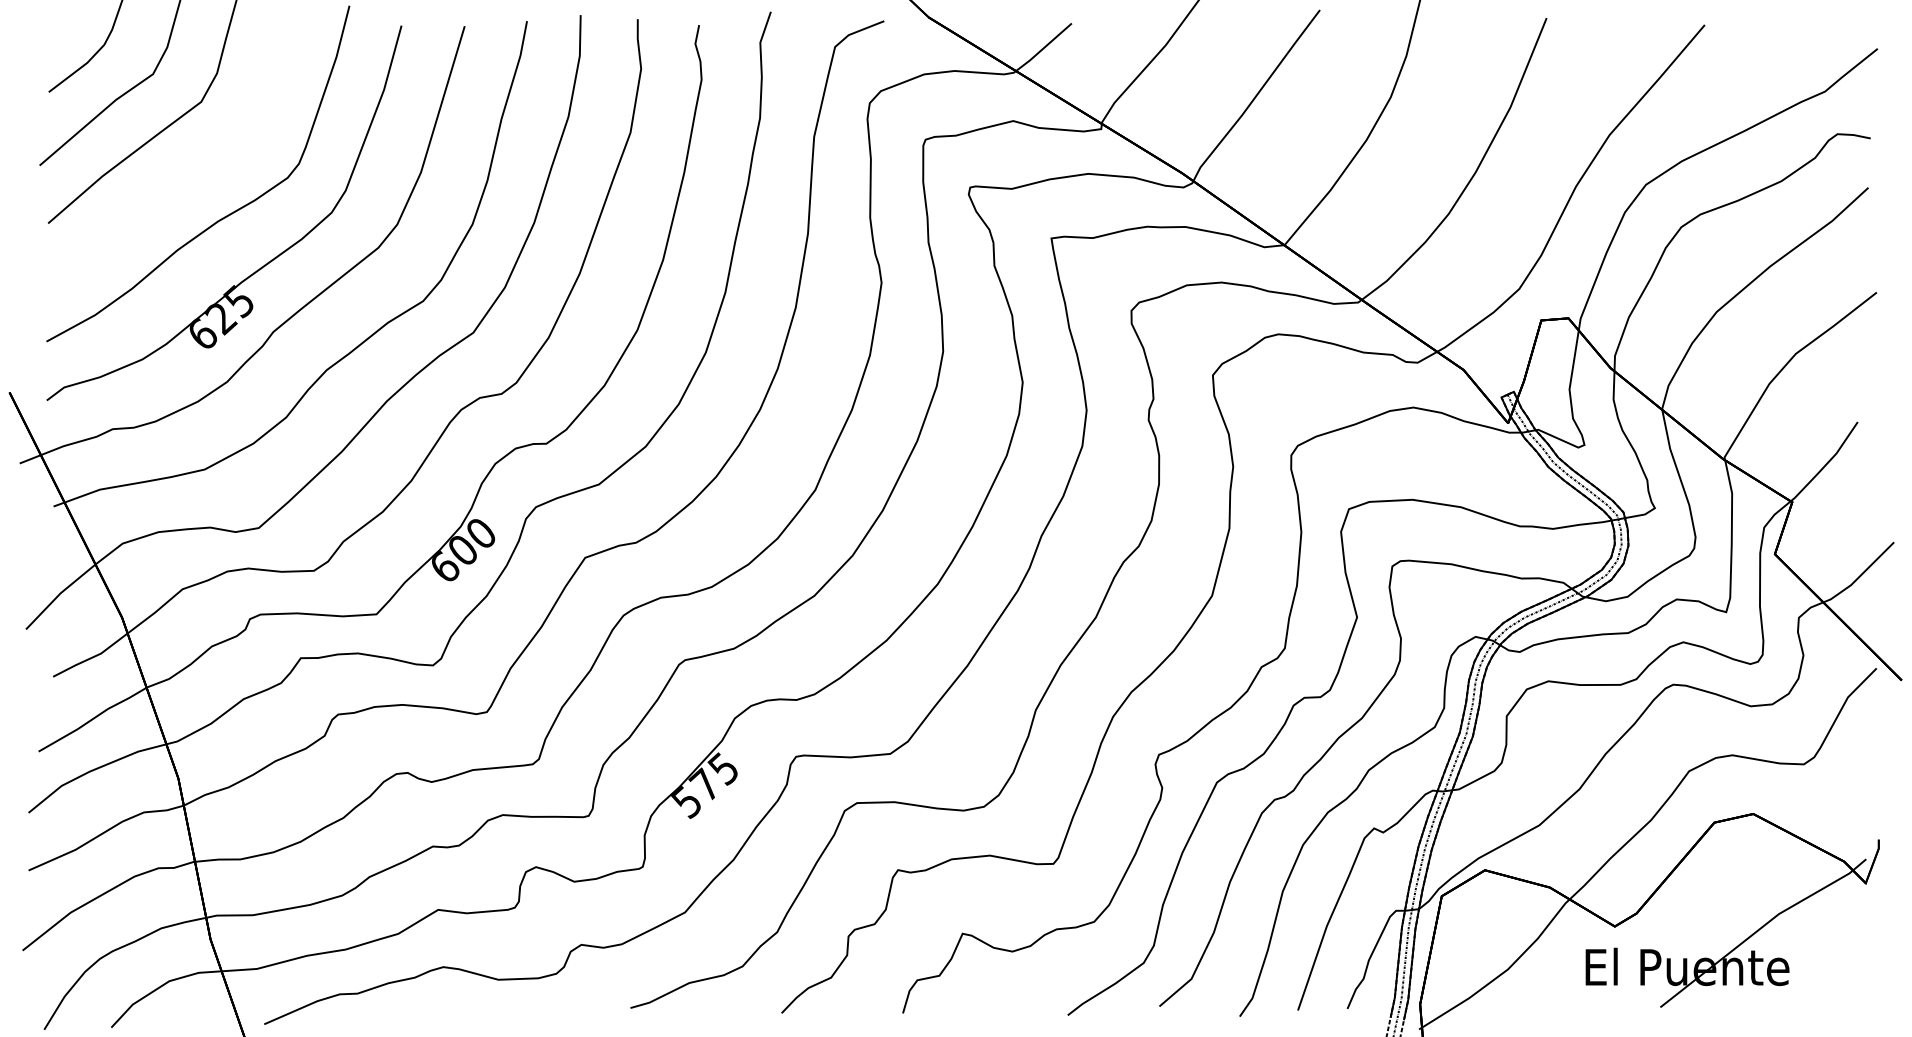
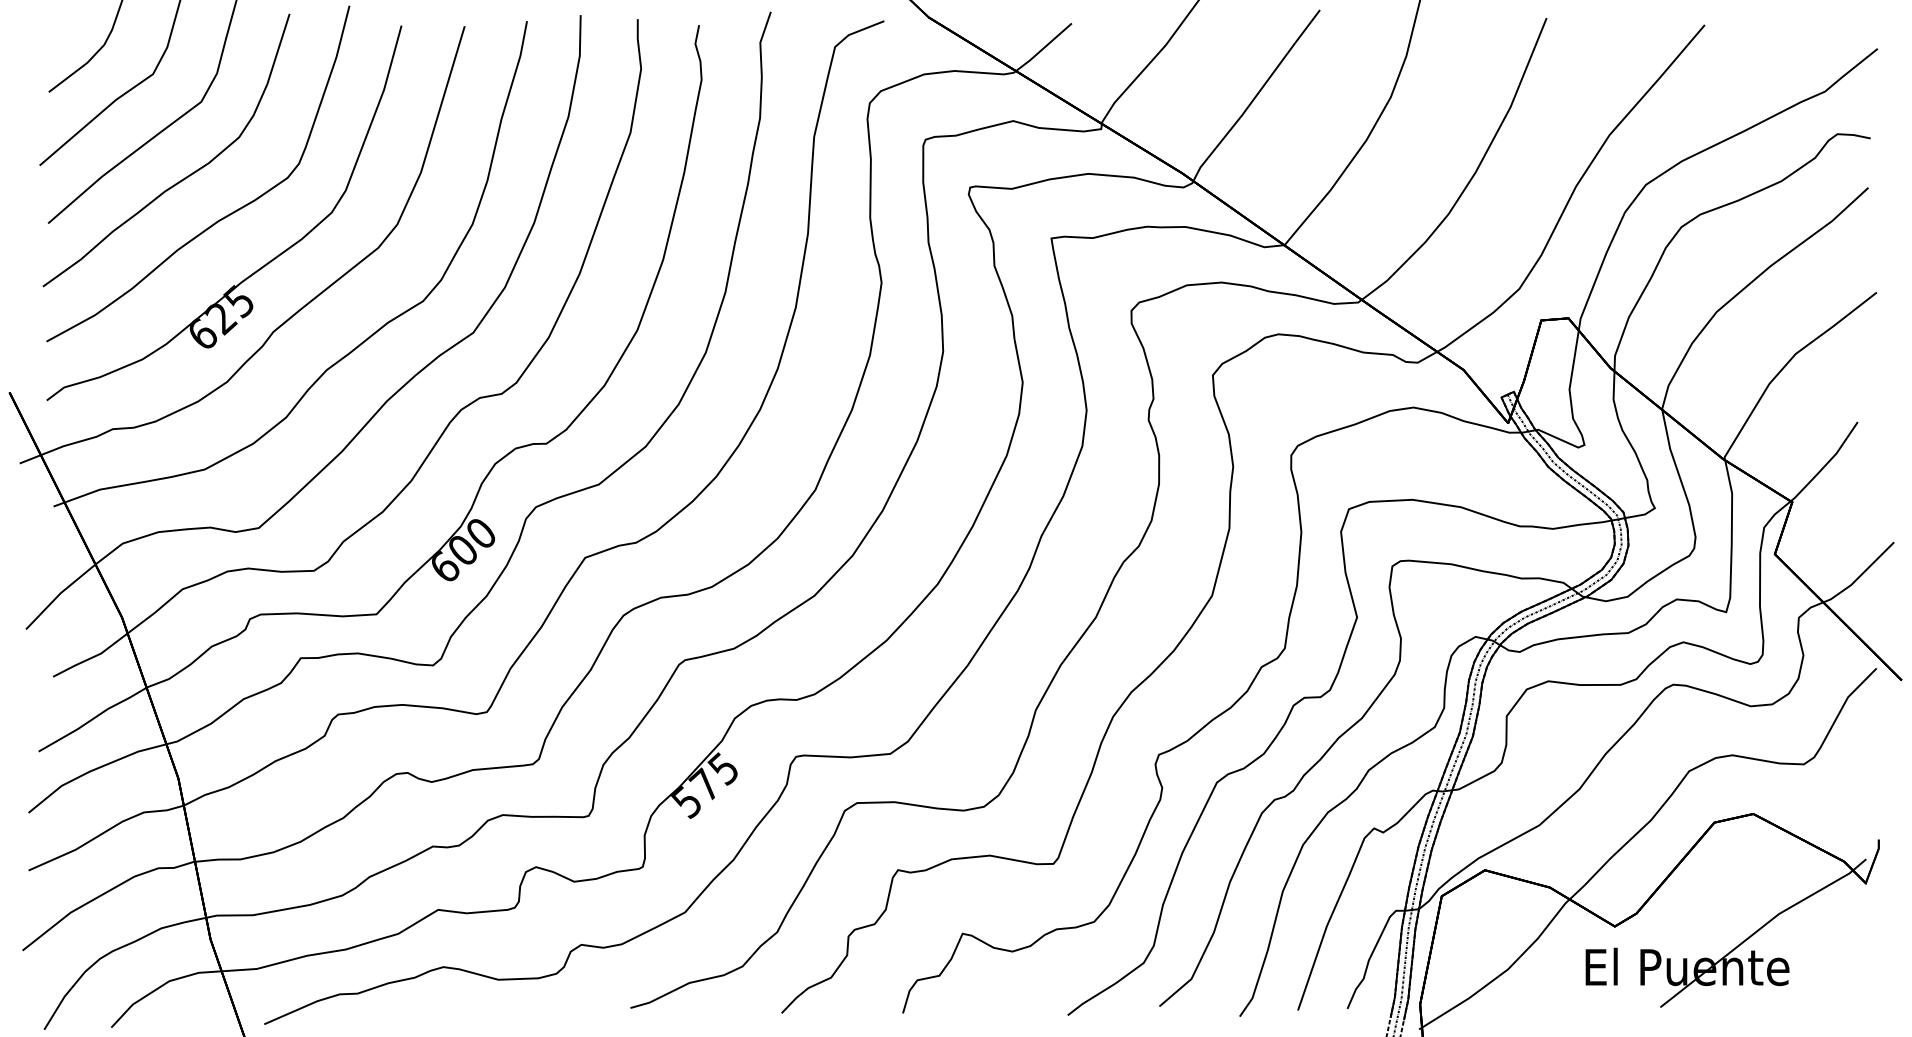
curve: none -> present (184, 177)
